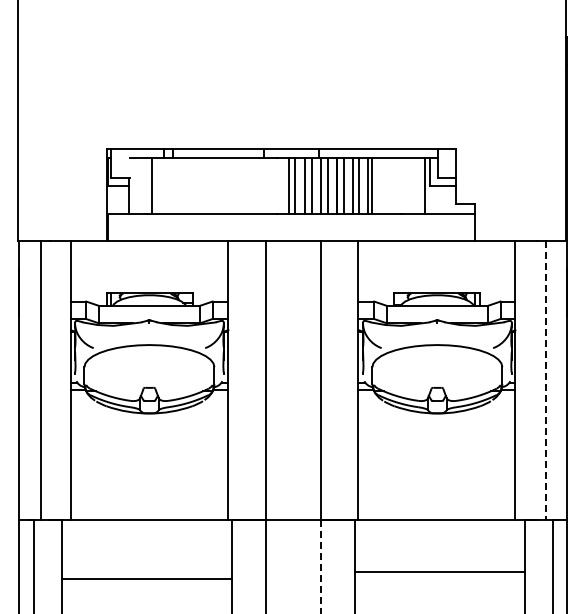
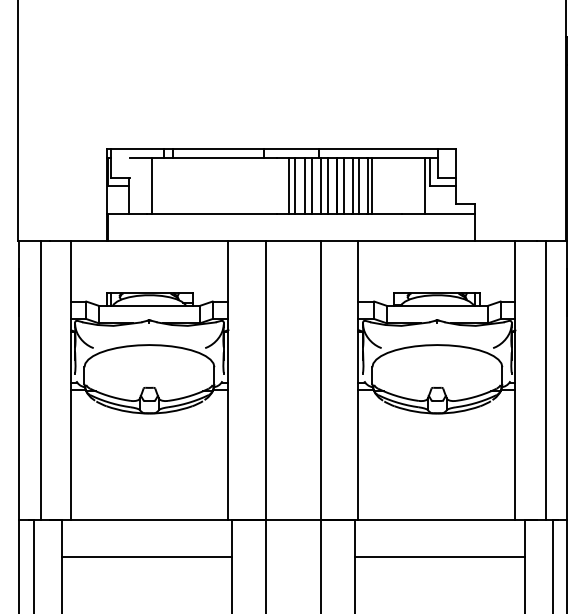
line: dashed -> solid (546, 381)
line: dashed -> solid (321, 567)
line position: (439, 572) -> (439, 557) (439, 557)
line position: (146, 579) -> (146, 557) (146, 557)
